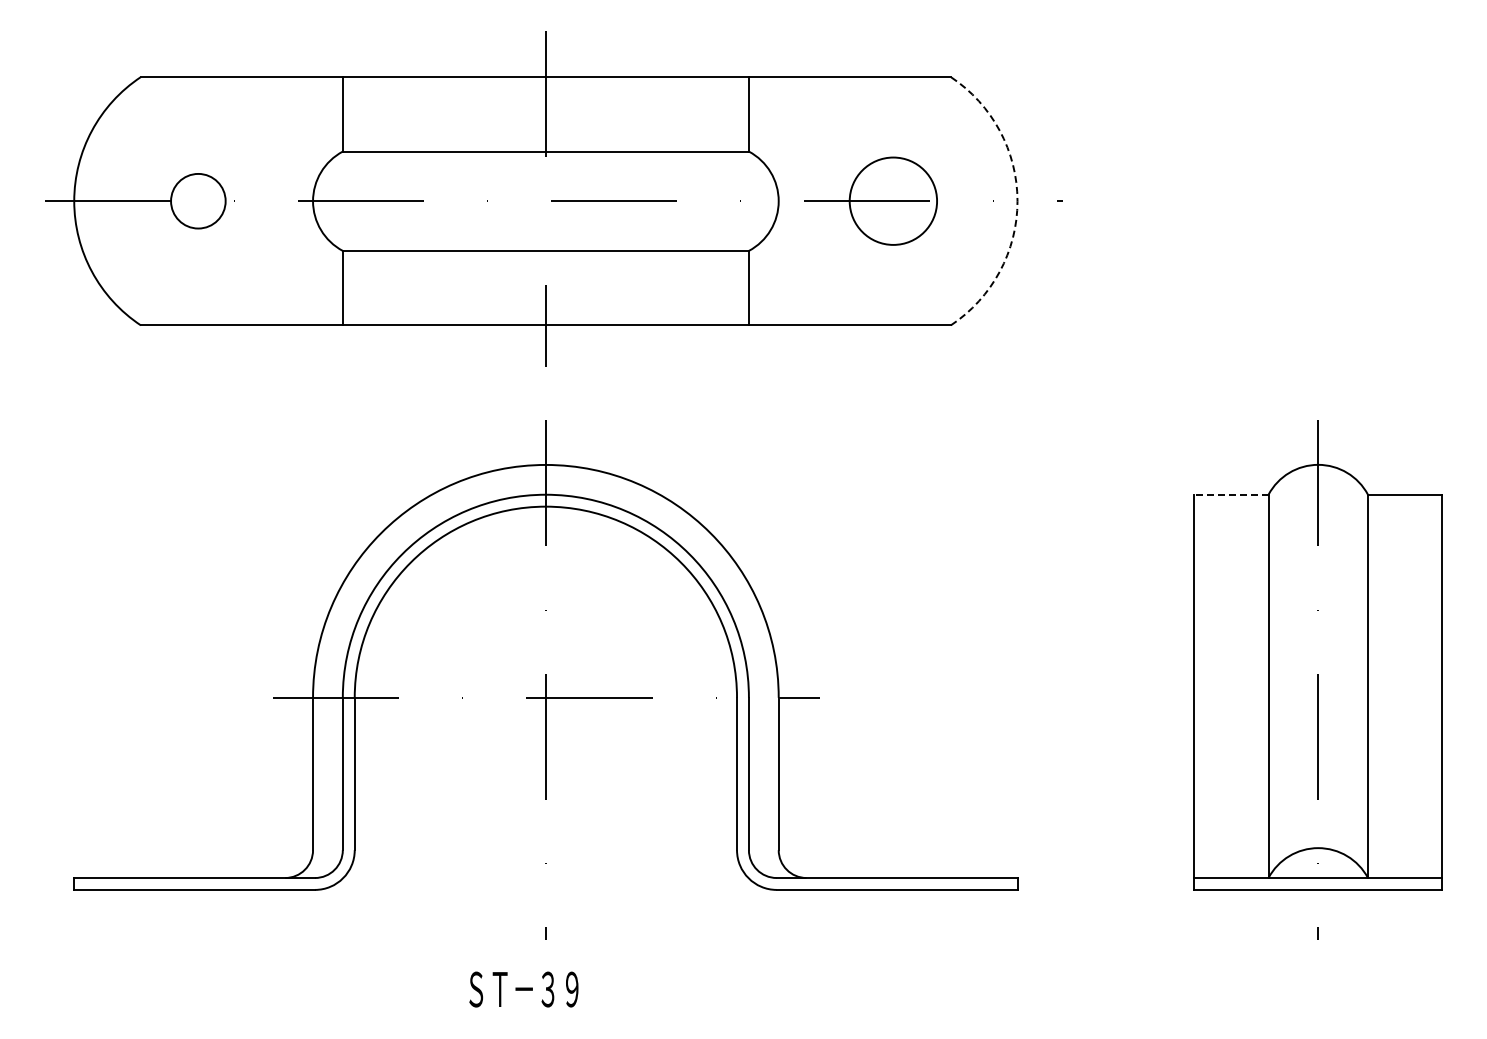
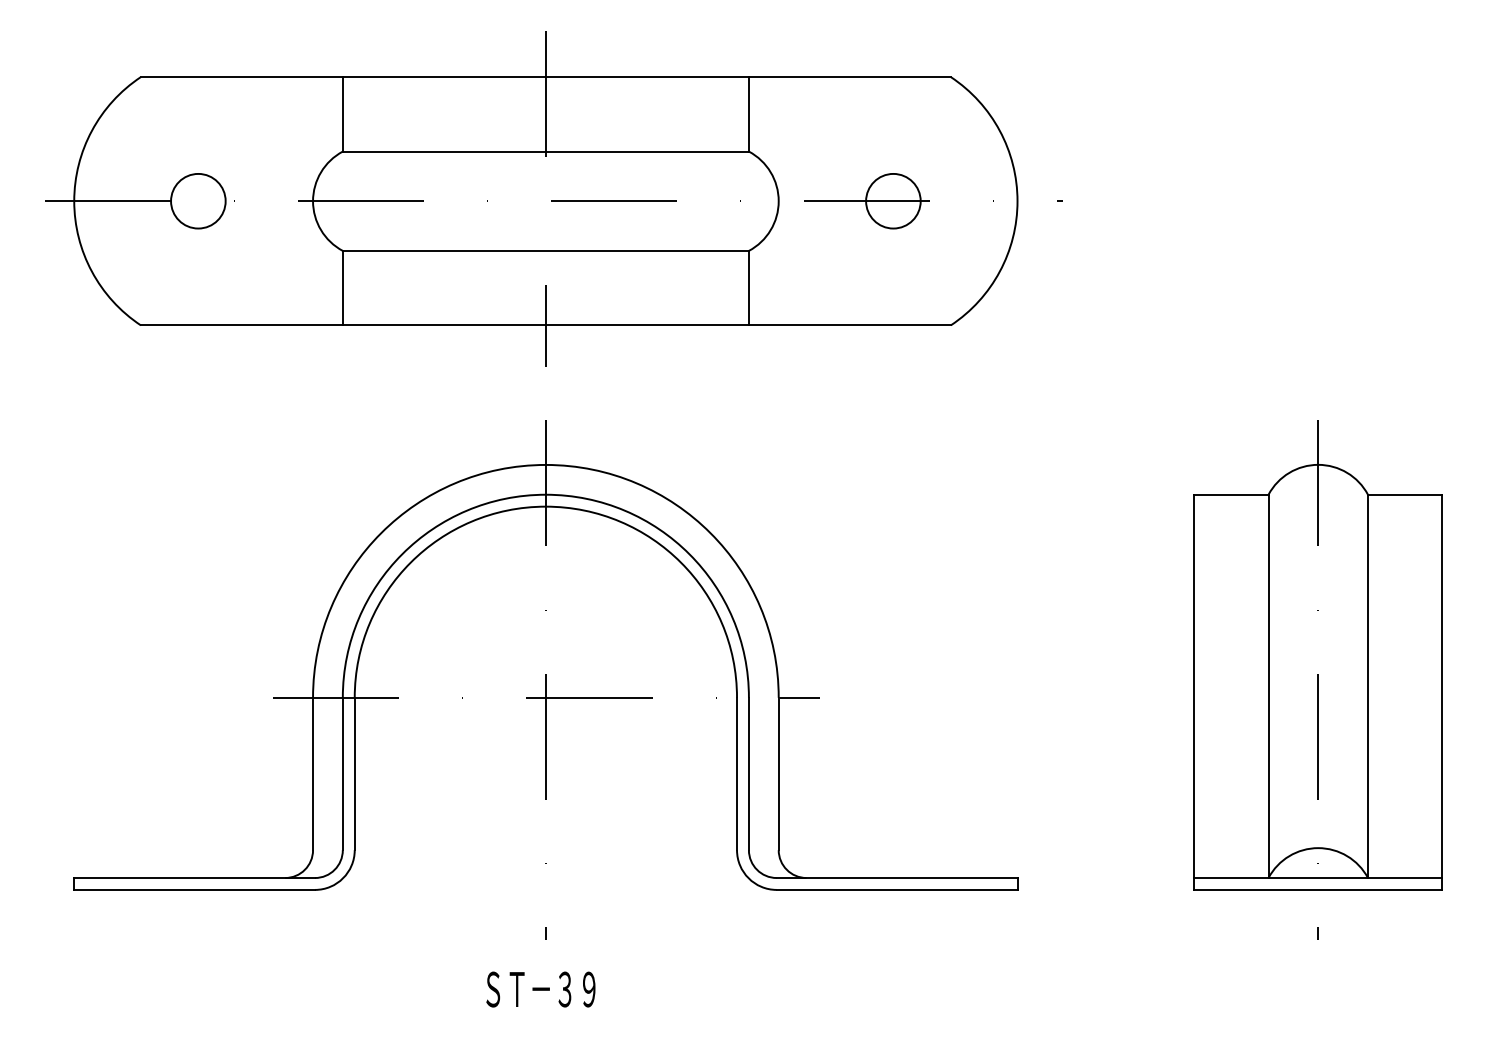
circle diameter: 87 px -> 55 px (893, 200)
arc: dashed -> solid (1017, 201)
line: dashed -> solid (1230, 494)
text position: (523, 989) -> (540, 989) (540, 989)
